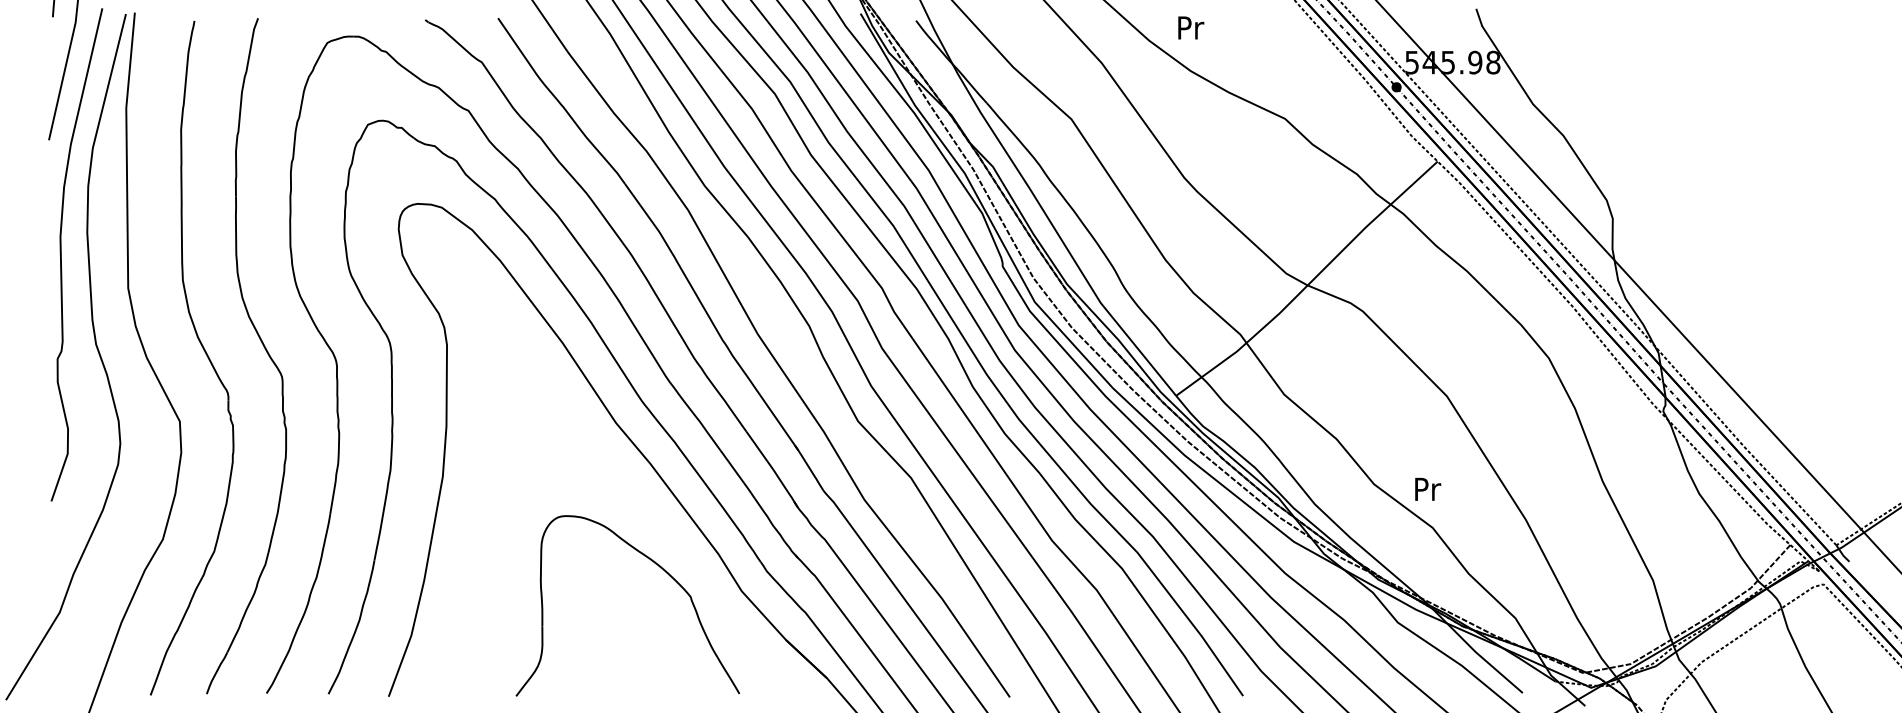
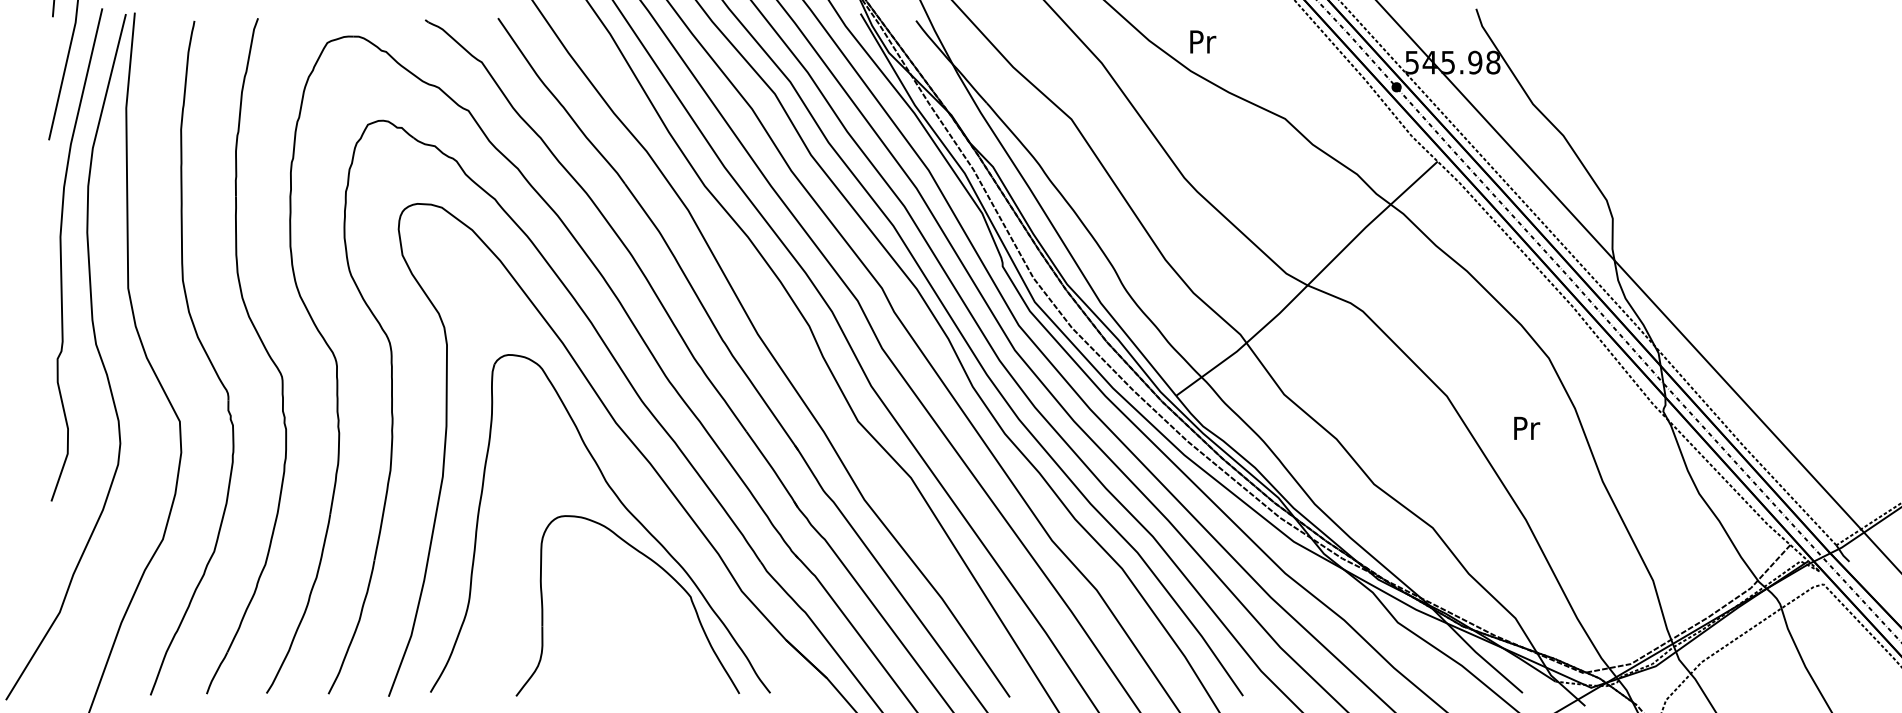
text position: (1191, 27) -> (1203, 41) (1203, 41)
text position: (1428, 488) -> (1527, 427) (1527, 427)
part: none -> present (621, 504)
